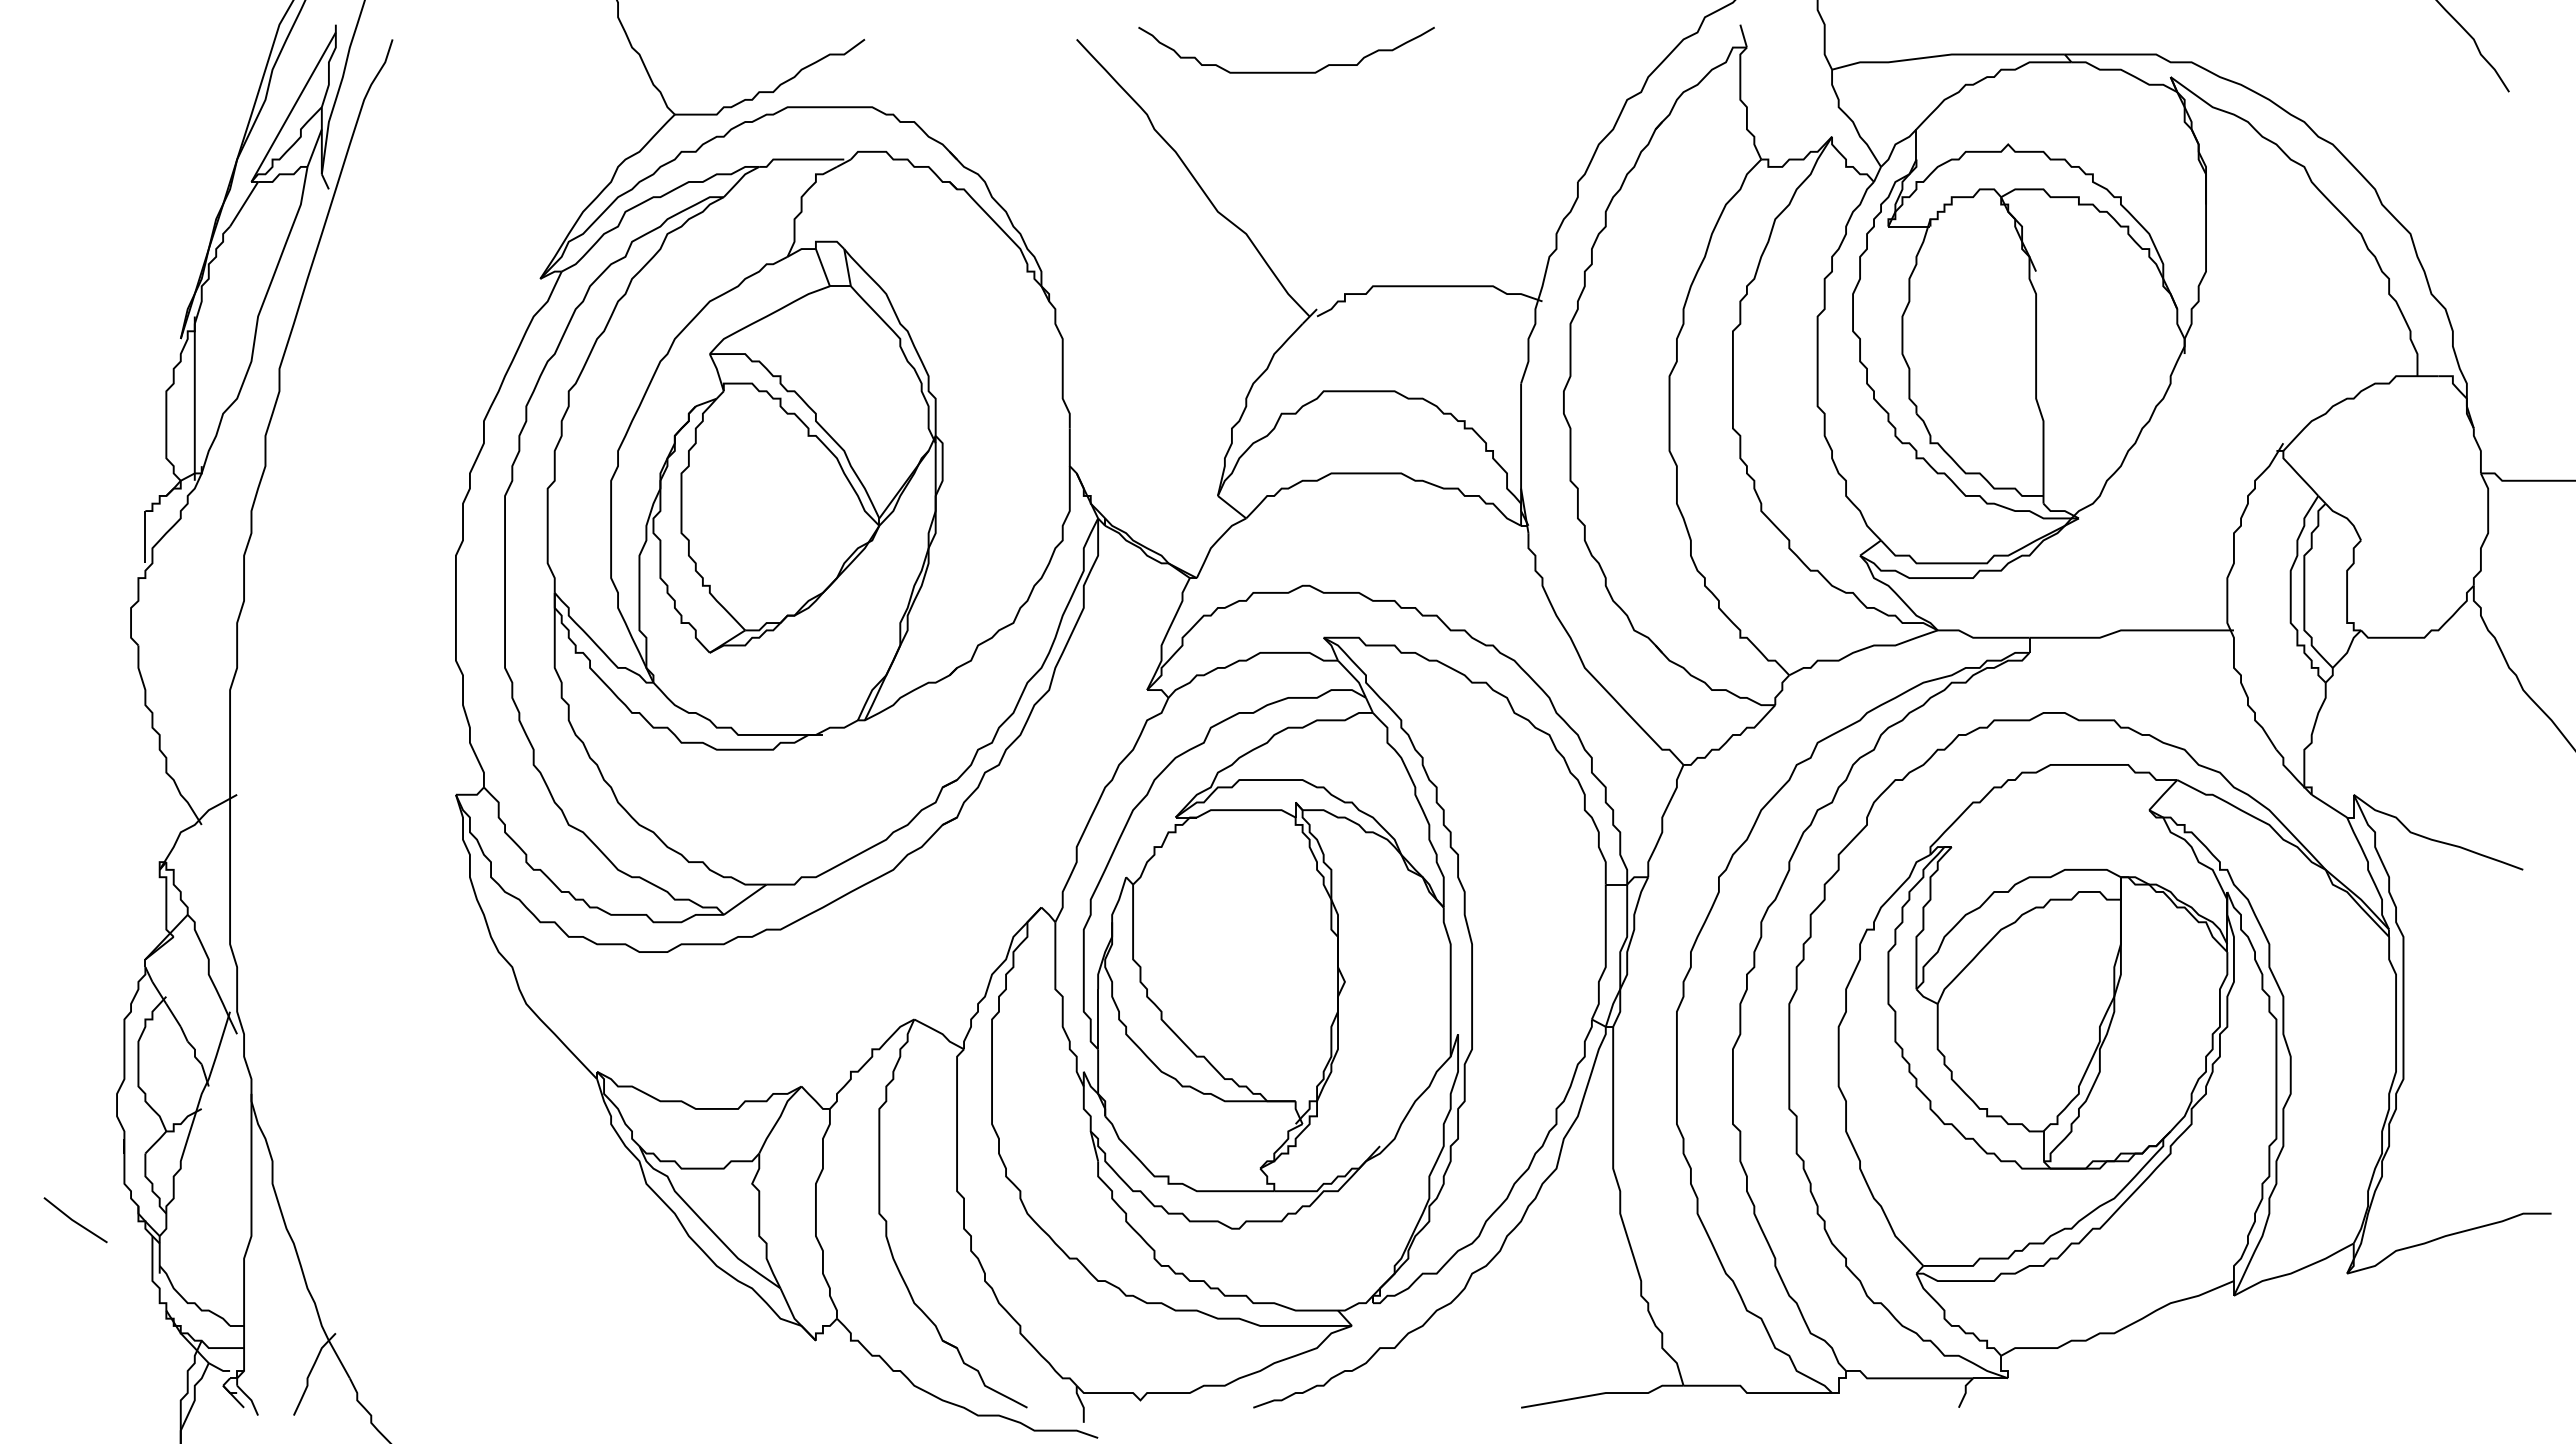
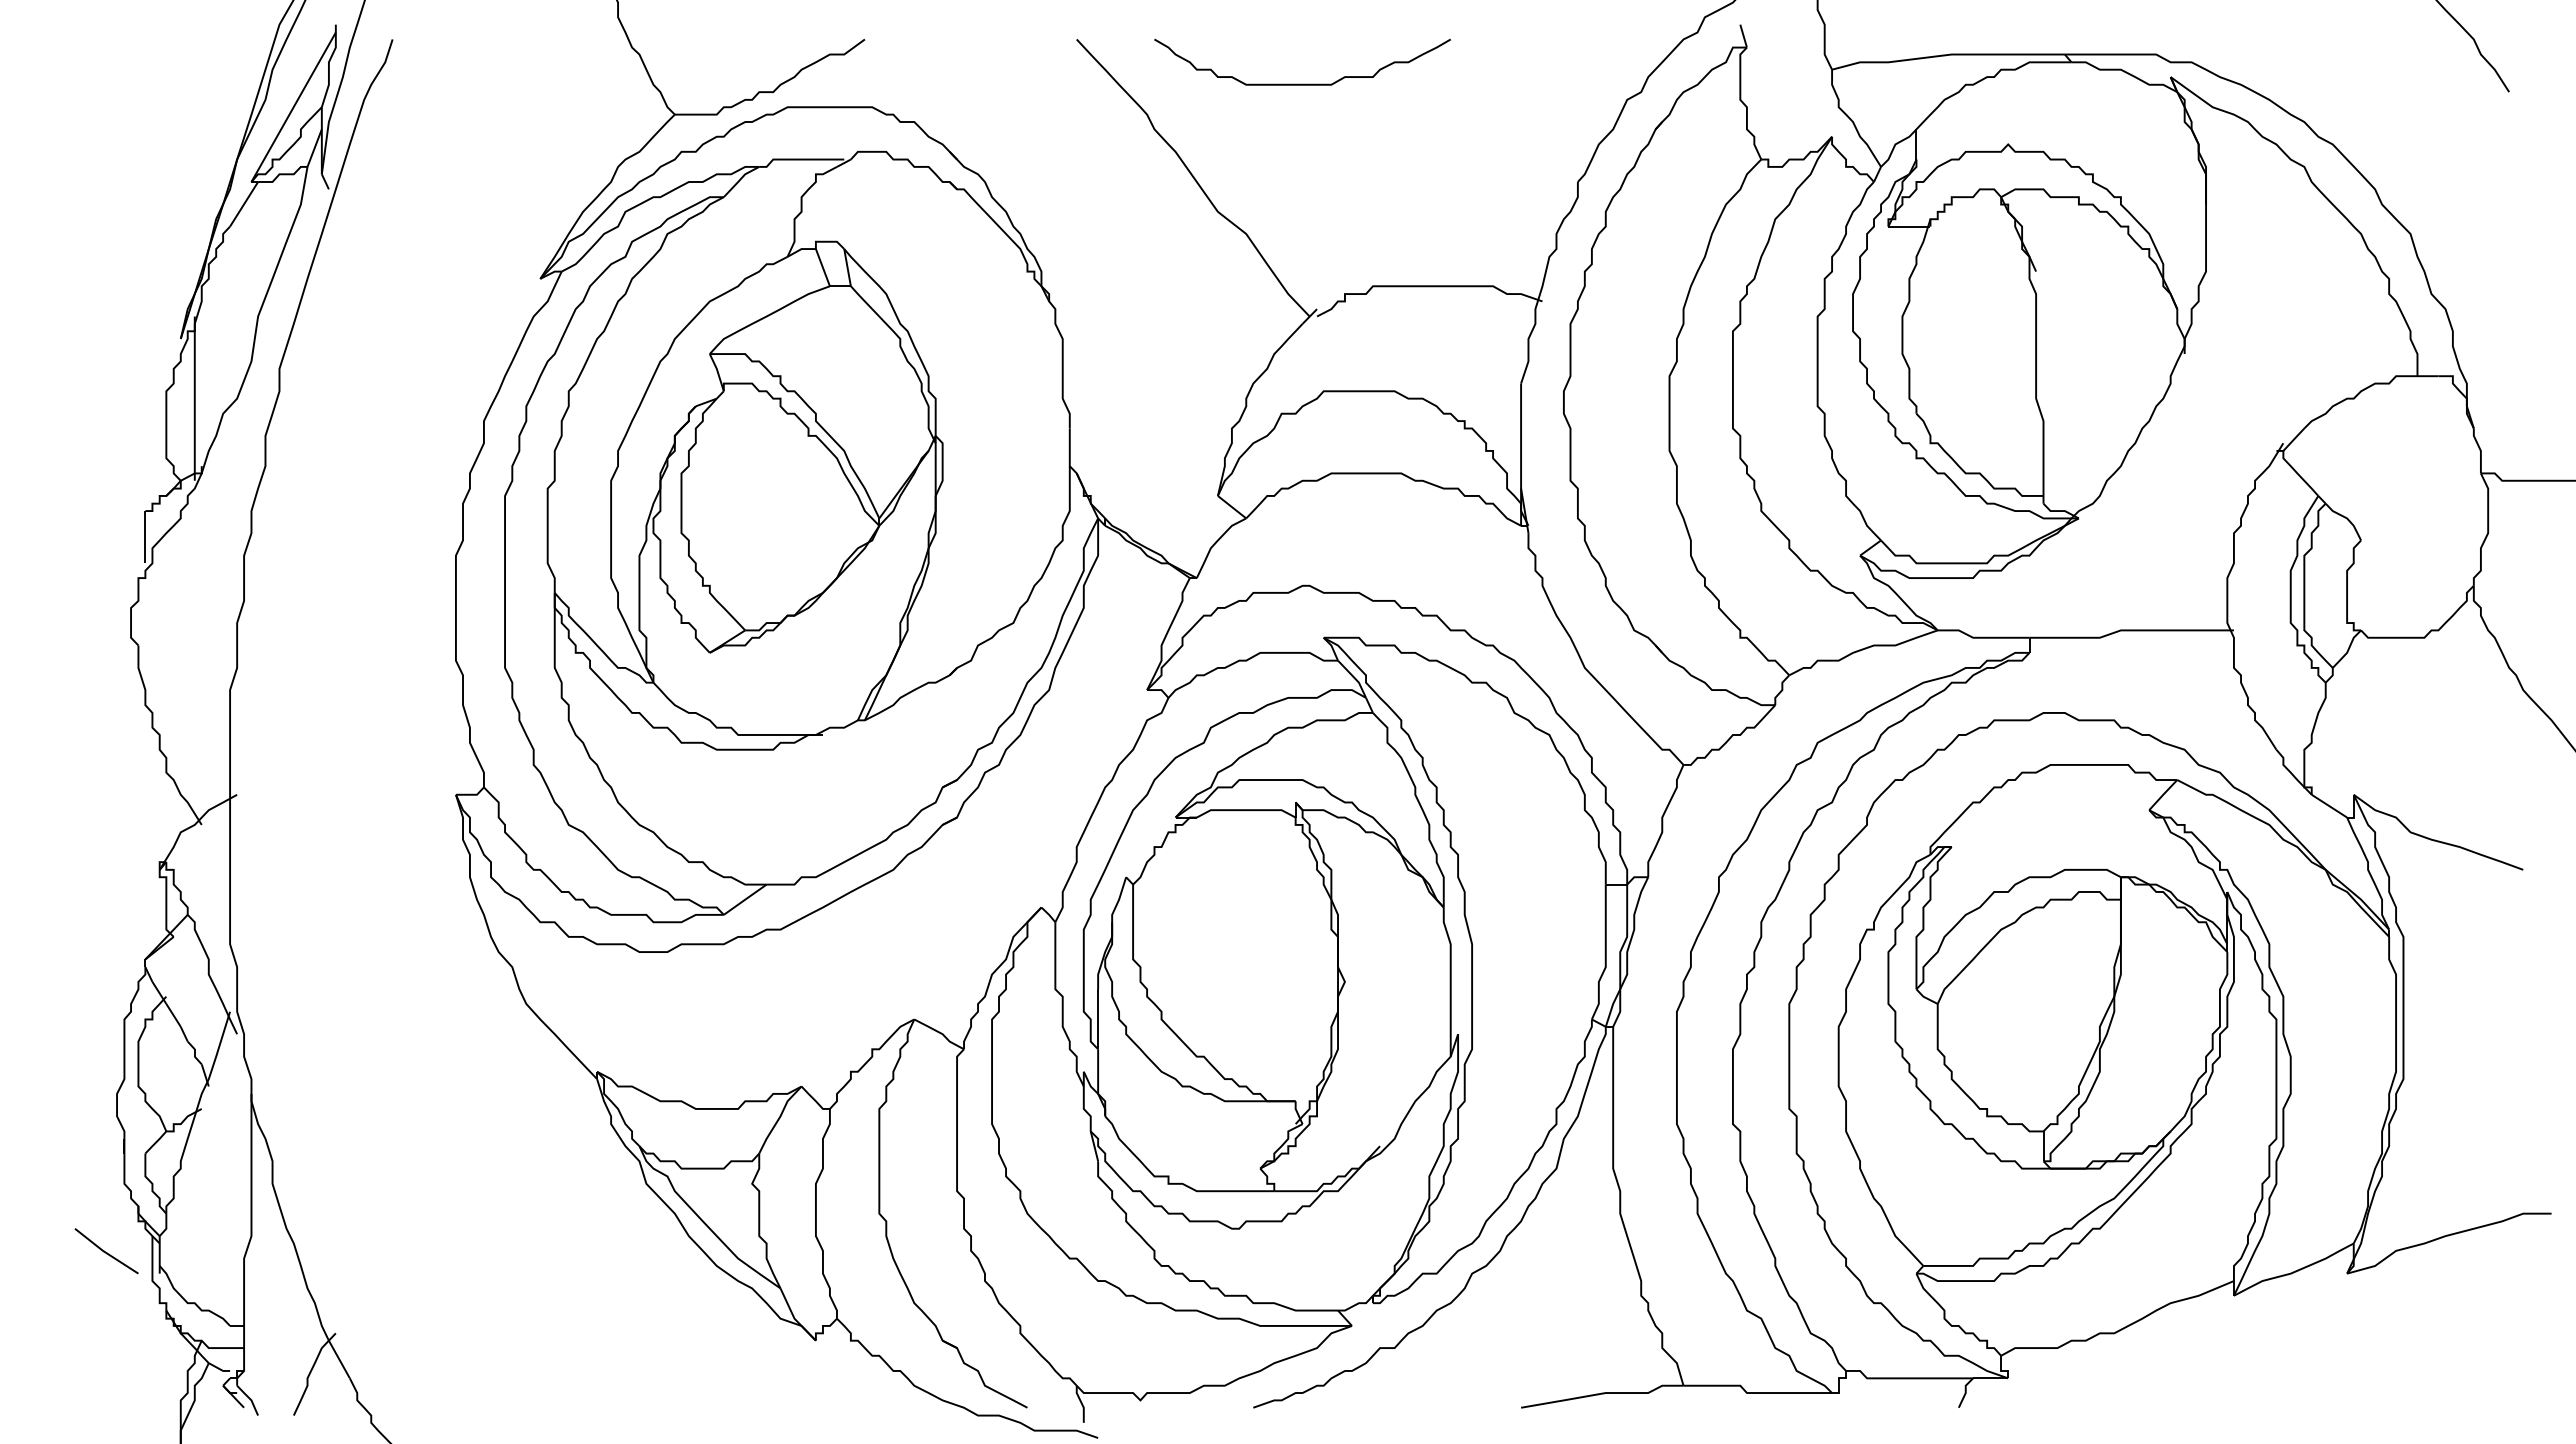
curve position: (1286, 71) -> (1302, 83) (1302, 83)
line position: (74, 1220) -> (105, 1251) (105, 1251)
